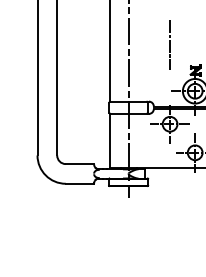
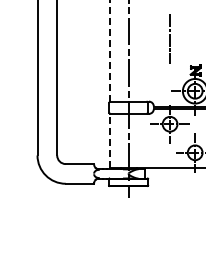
line position: (169, 44) -> (169, 38) (169, 38)
line: solid -> dashed (109, 50)
line: solid -> dashed (109, 140)
